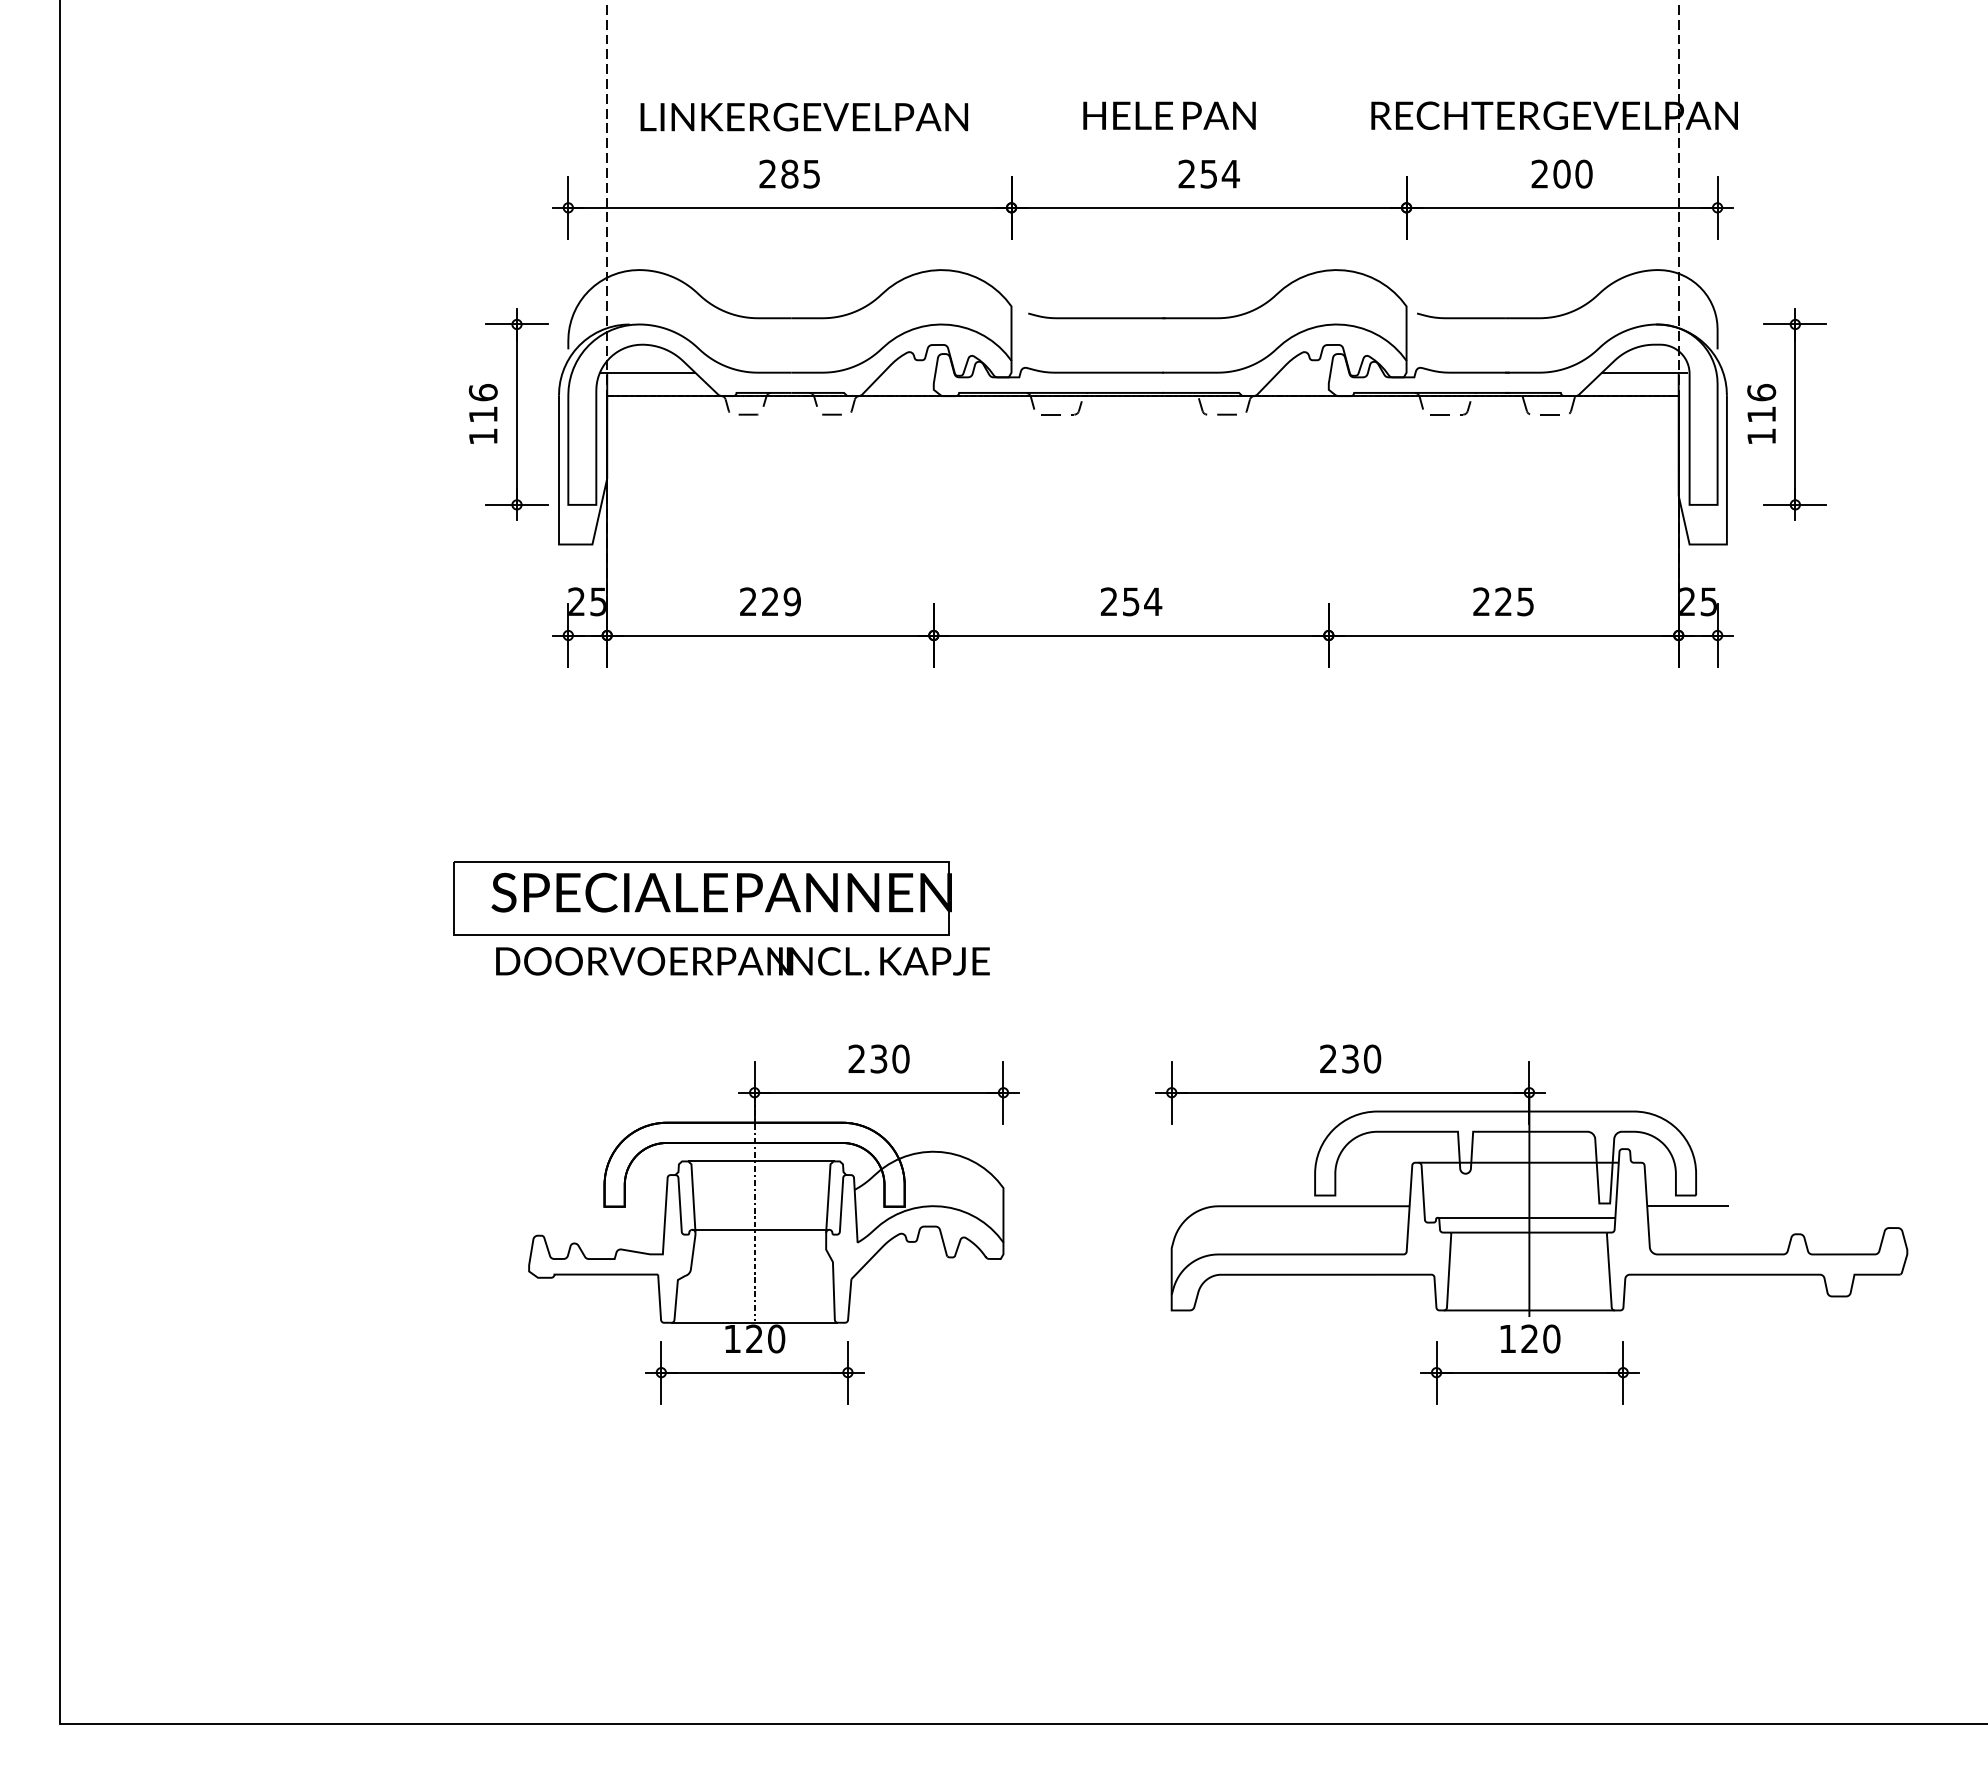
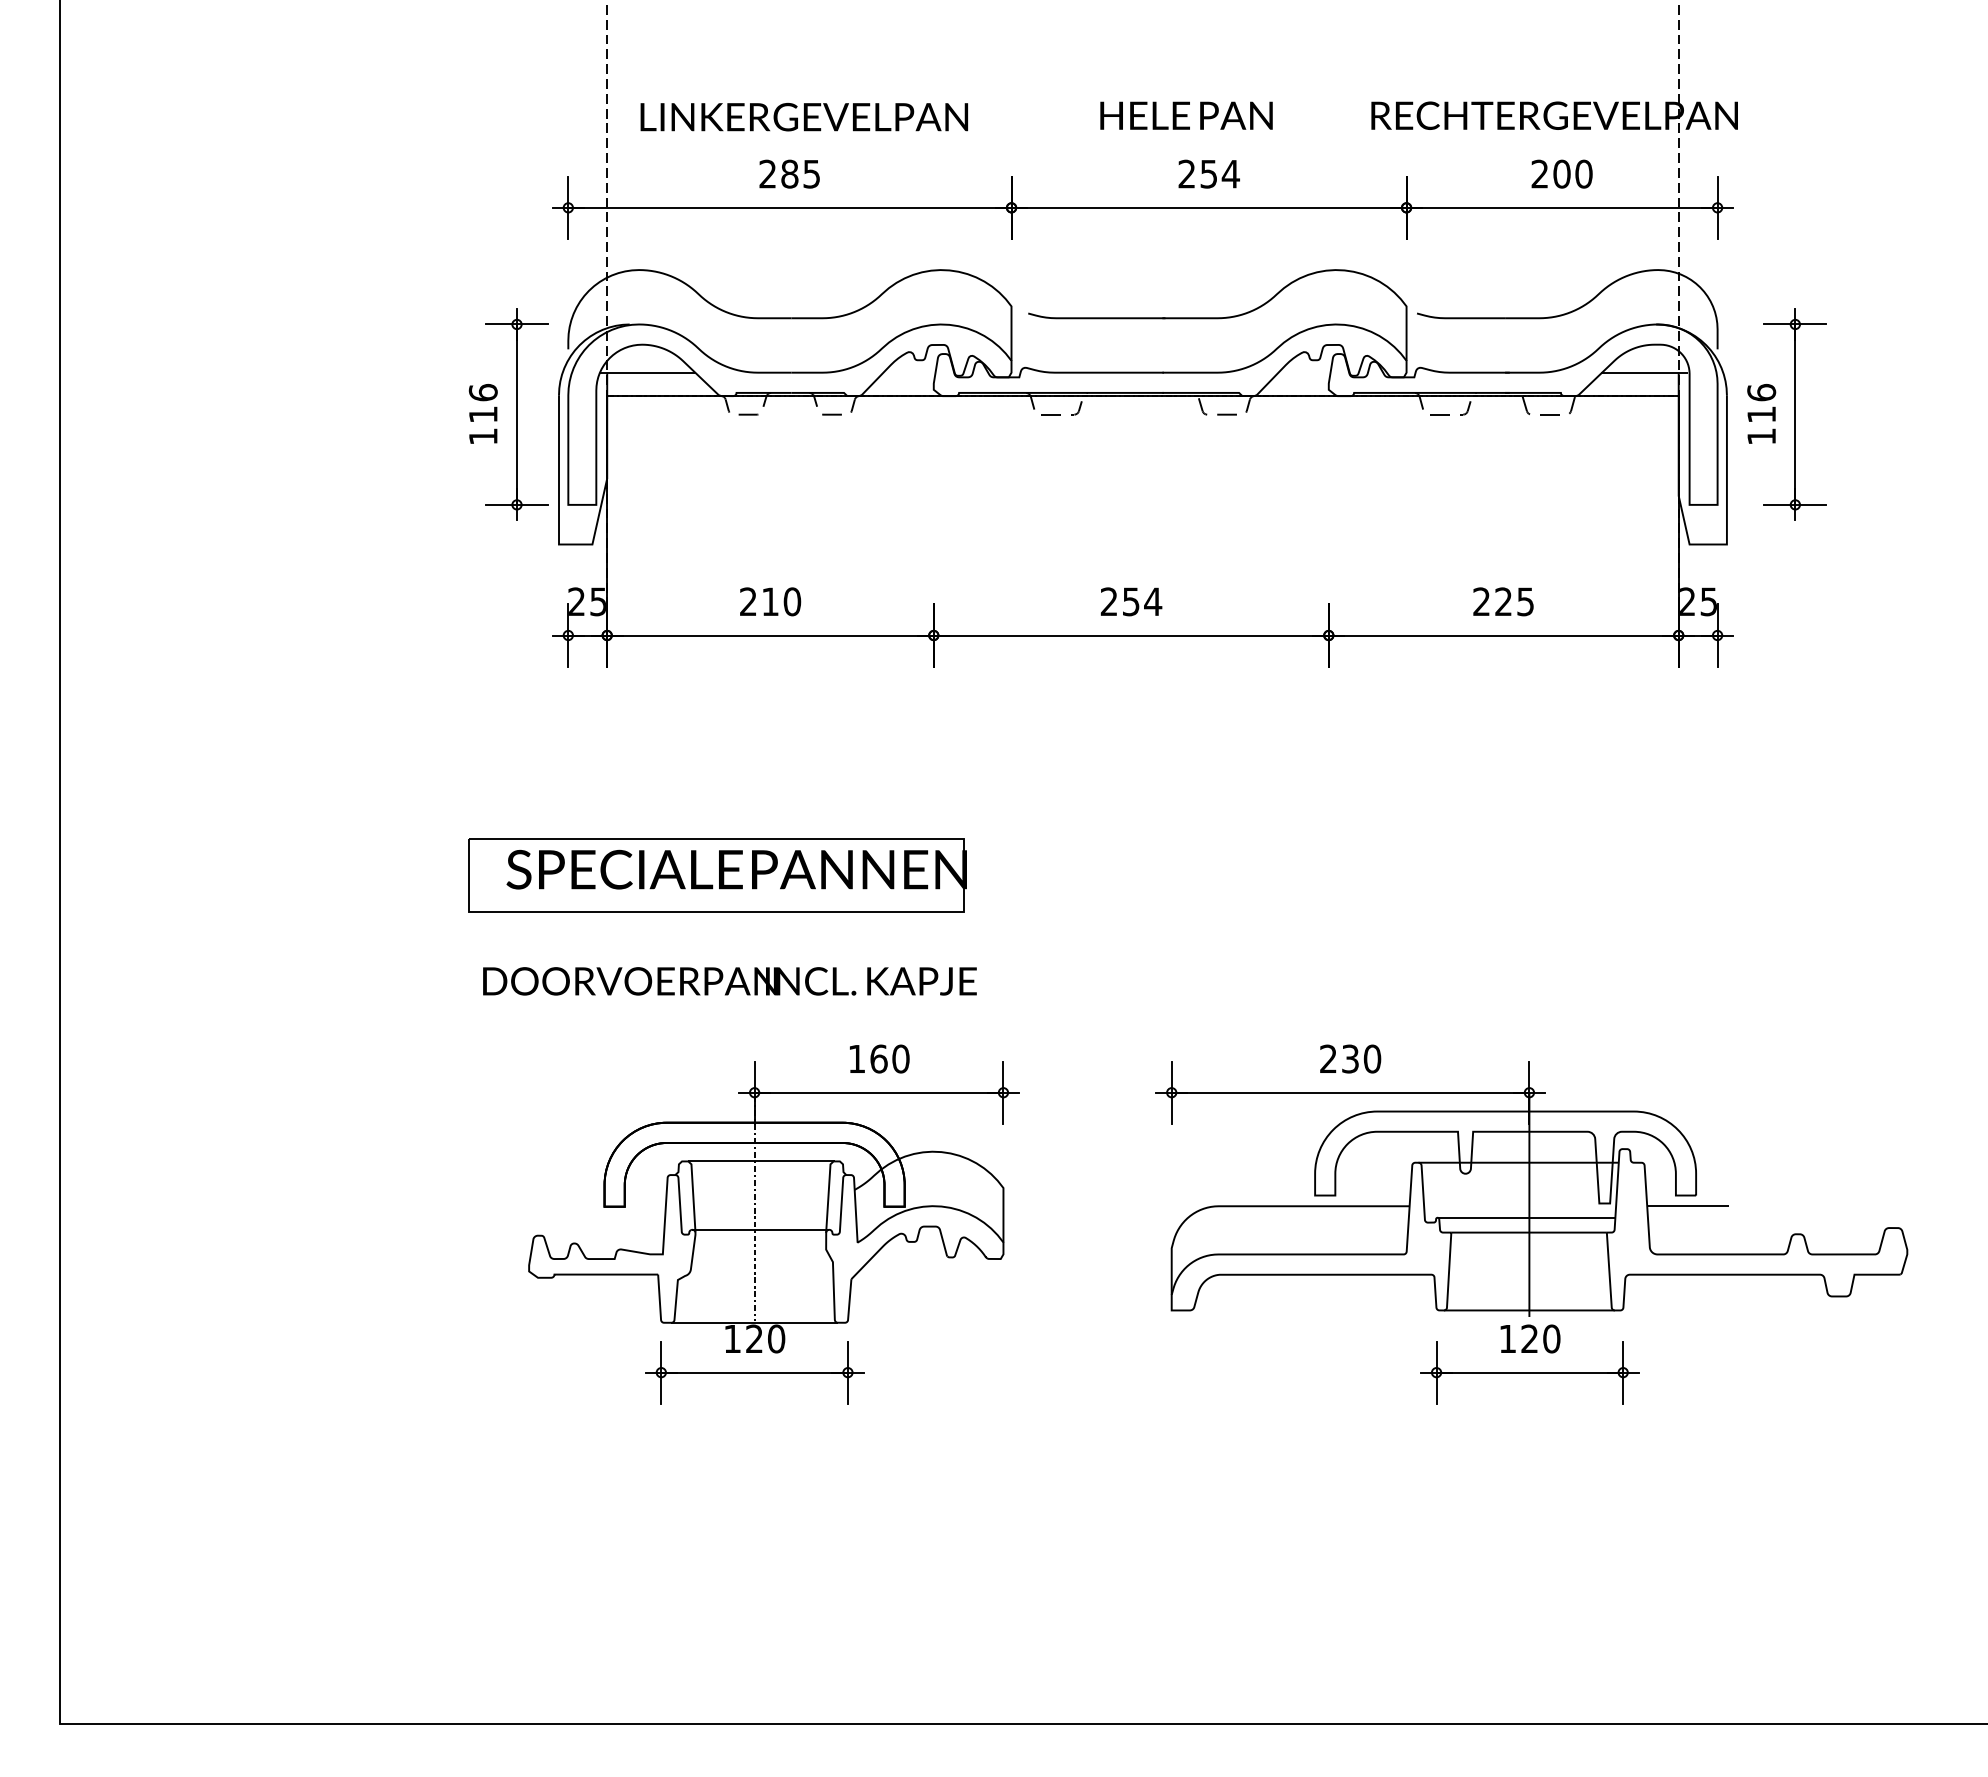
text position: (1169, 115) -> (1186, 115) (1186, 115)
text: 229 -> 210 (781, 601)
part position: (702, 898) -> (717, 875) (717, 875)
text position: (742, 961) -> (729, 981) (729, 981)
text: 230 -> 160 (867, 1058)
